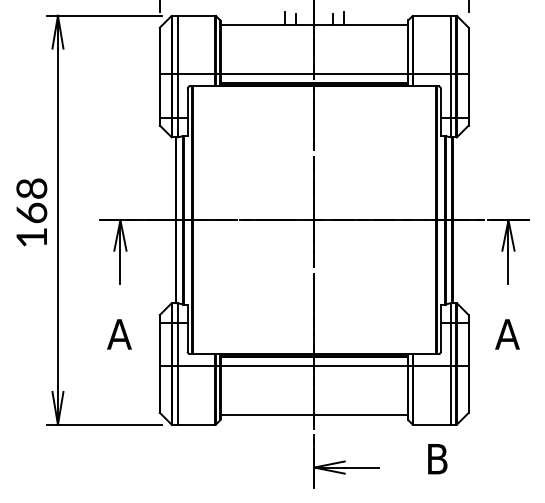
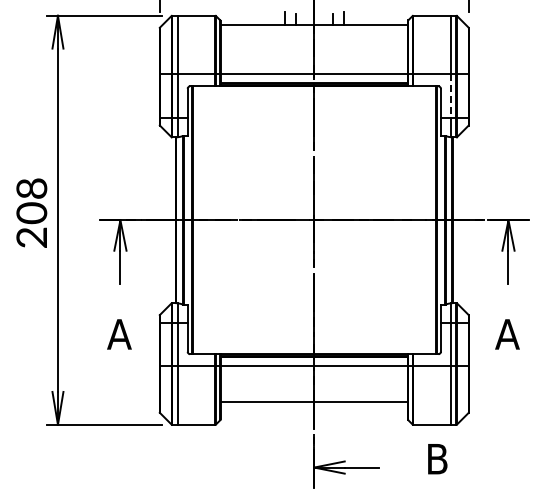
line: solid -> dashed (450, 96)
text: 168 -> 208 (31, 224)
line position: (314, 415) -> (314, 402) (314, 402)
